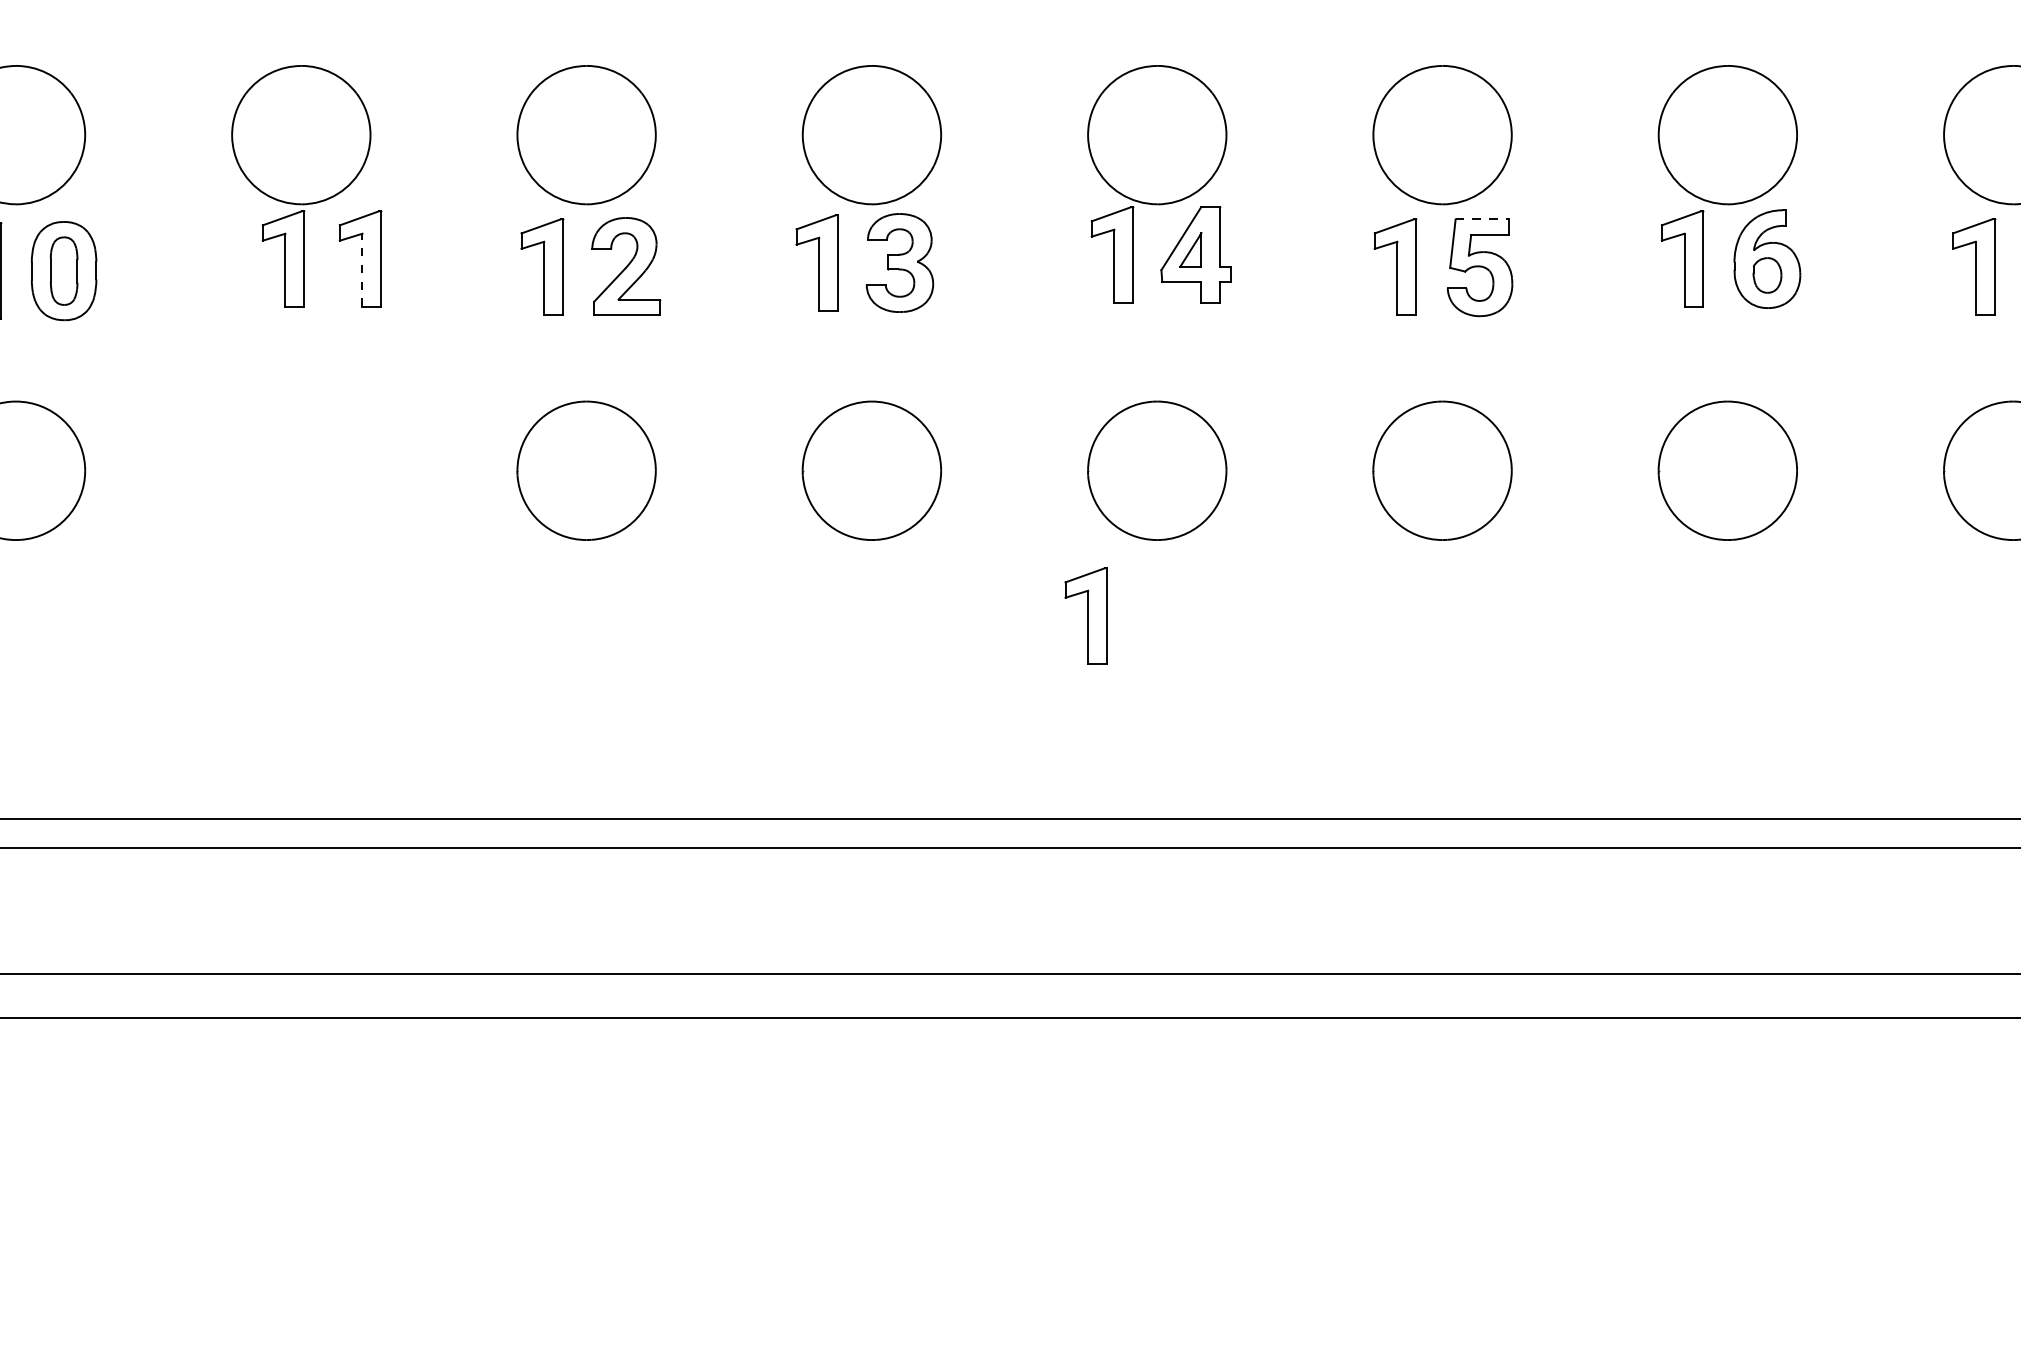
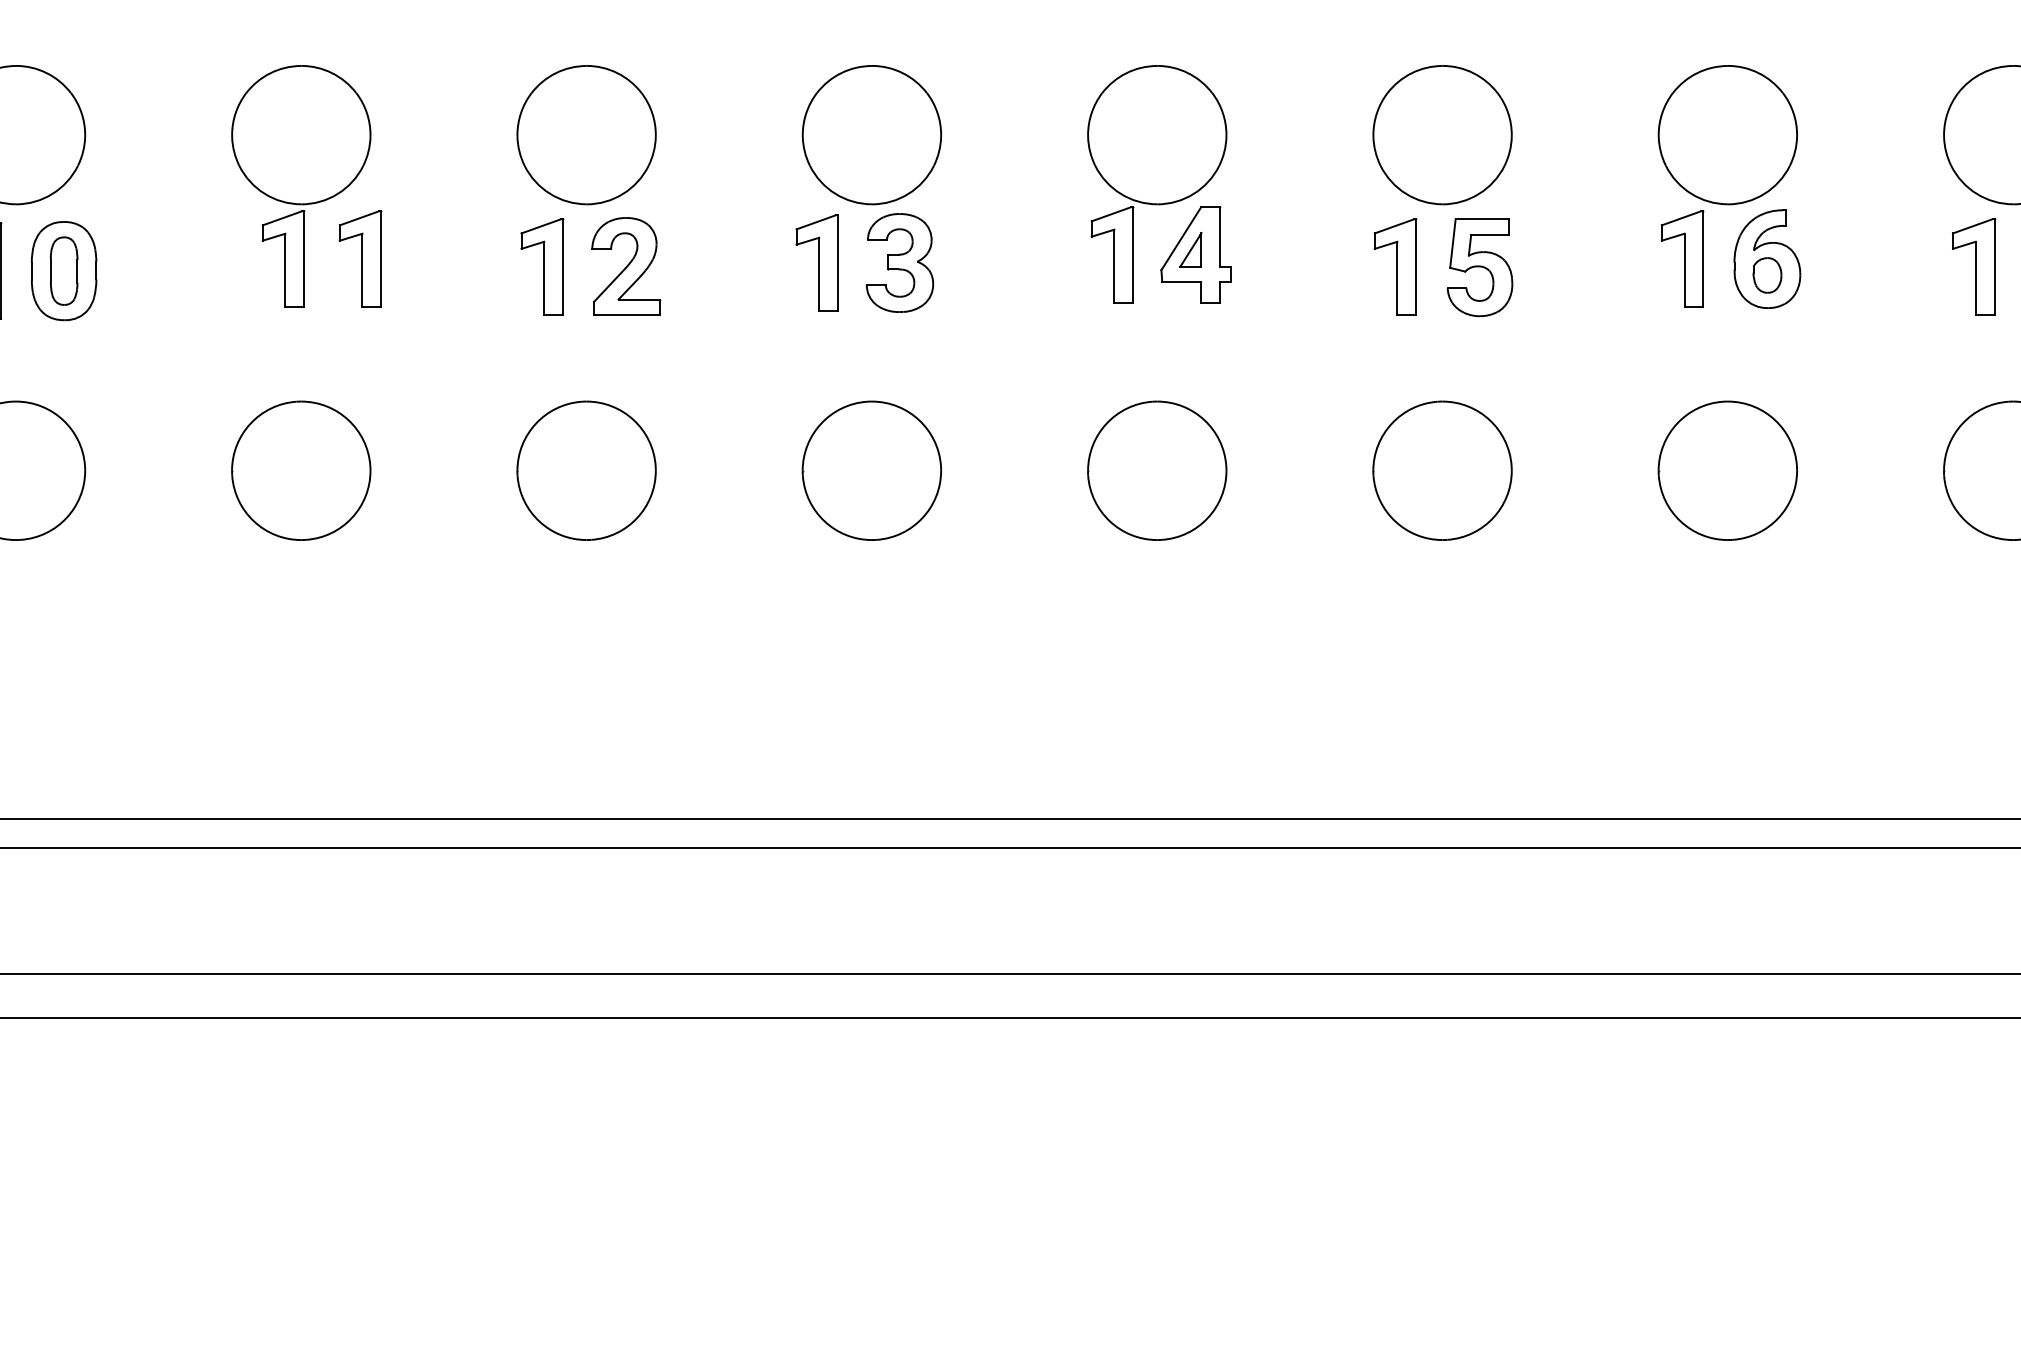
line: dashed -> solid (1482, 219)
line: dashed -> solid (362, 270)
part: none -> present (301, 470)
part: present -> none (1085, 615)
